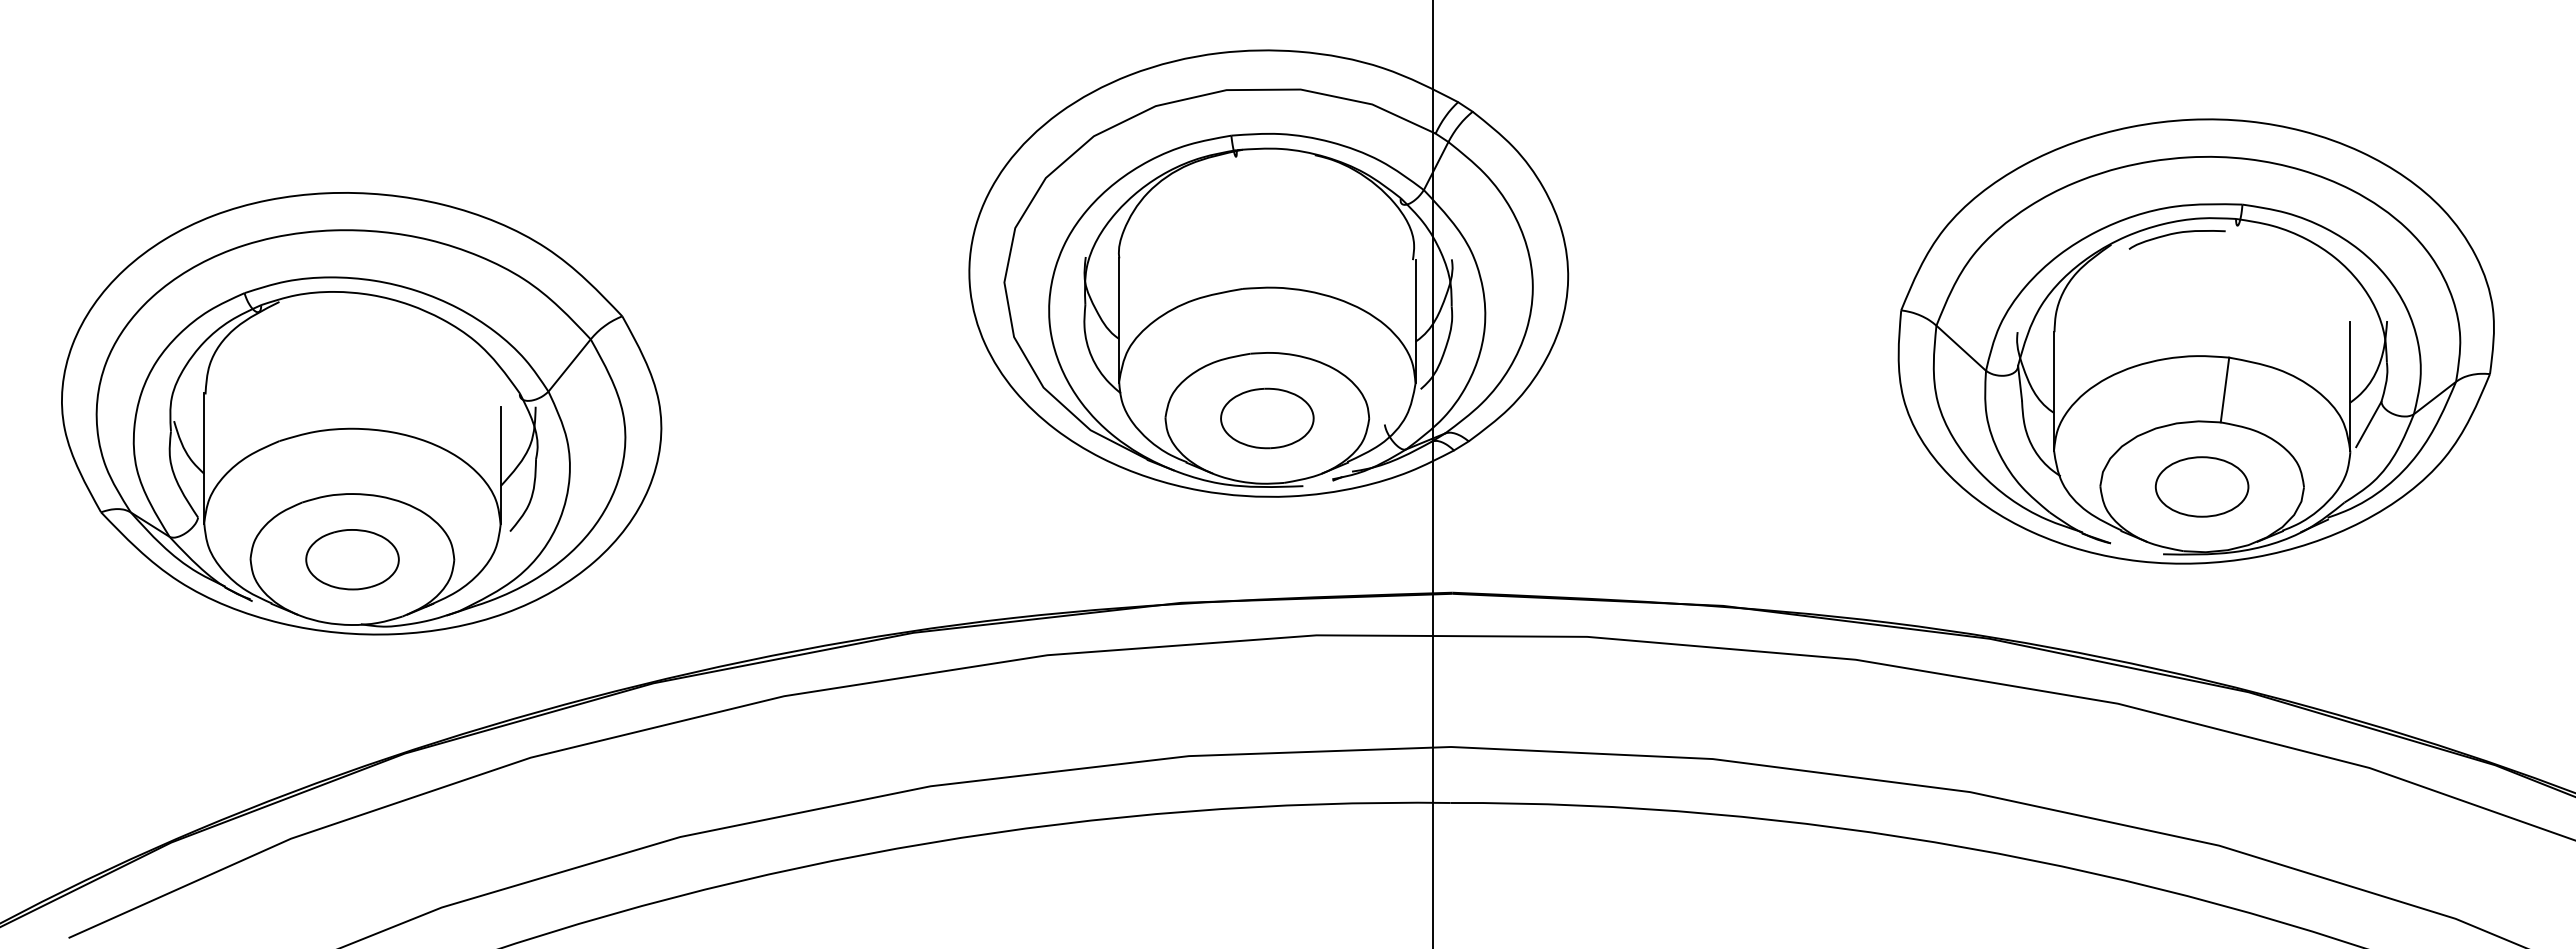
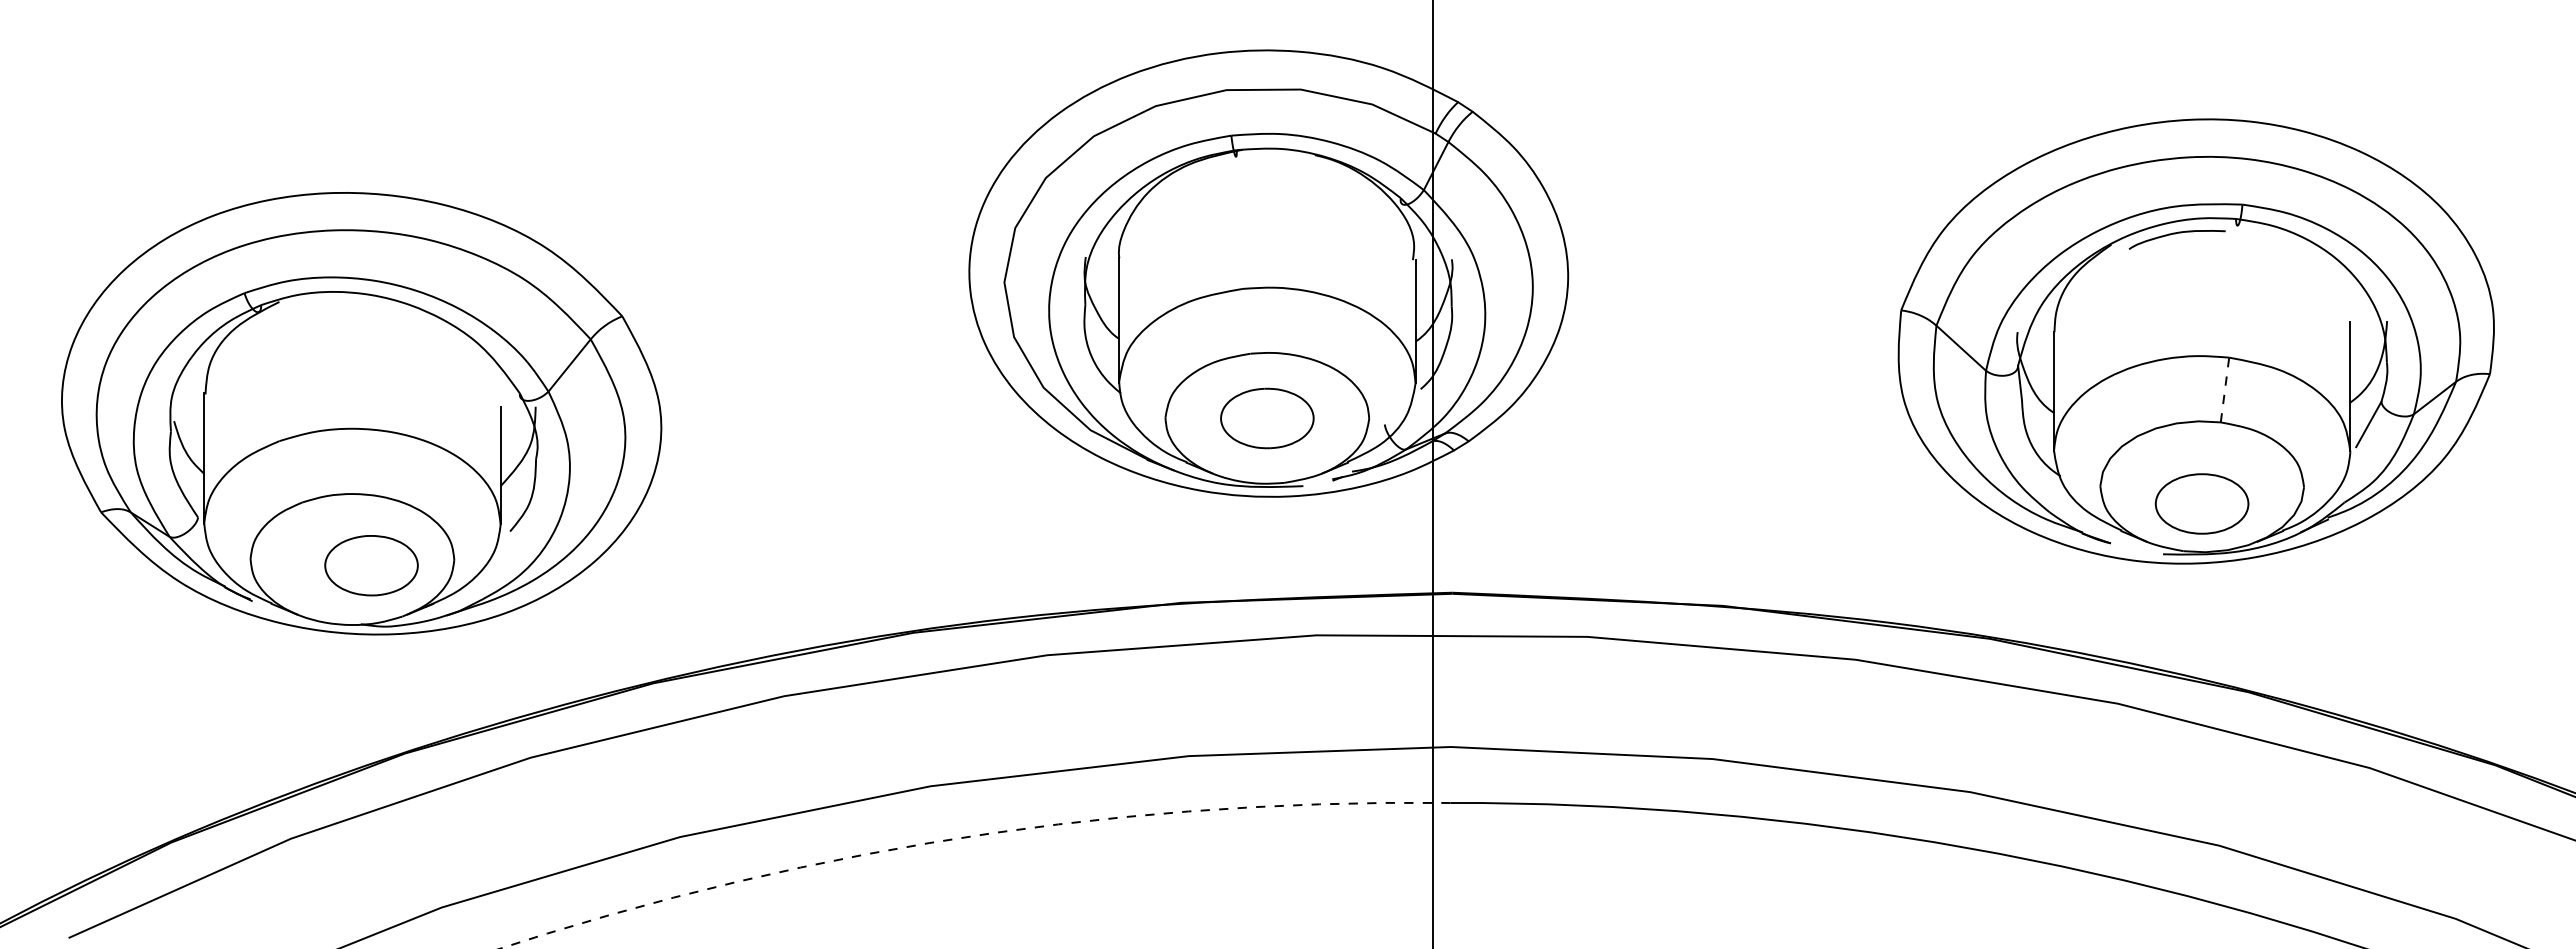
line: solid -> dashed (2224, 390)
part position: (2201, 486) -> (2201, 503) (2201, 503)
part position: (352, 559) -> (371, 565) (371, 565)
arc: solid -> dashed (969, 836)
